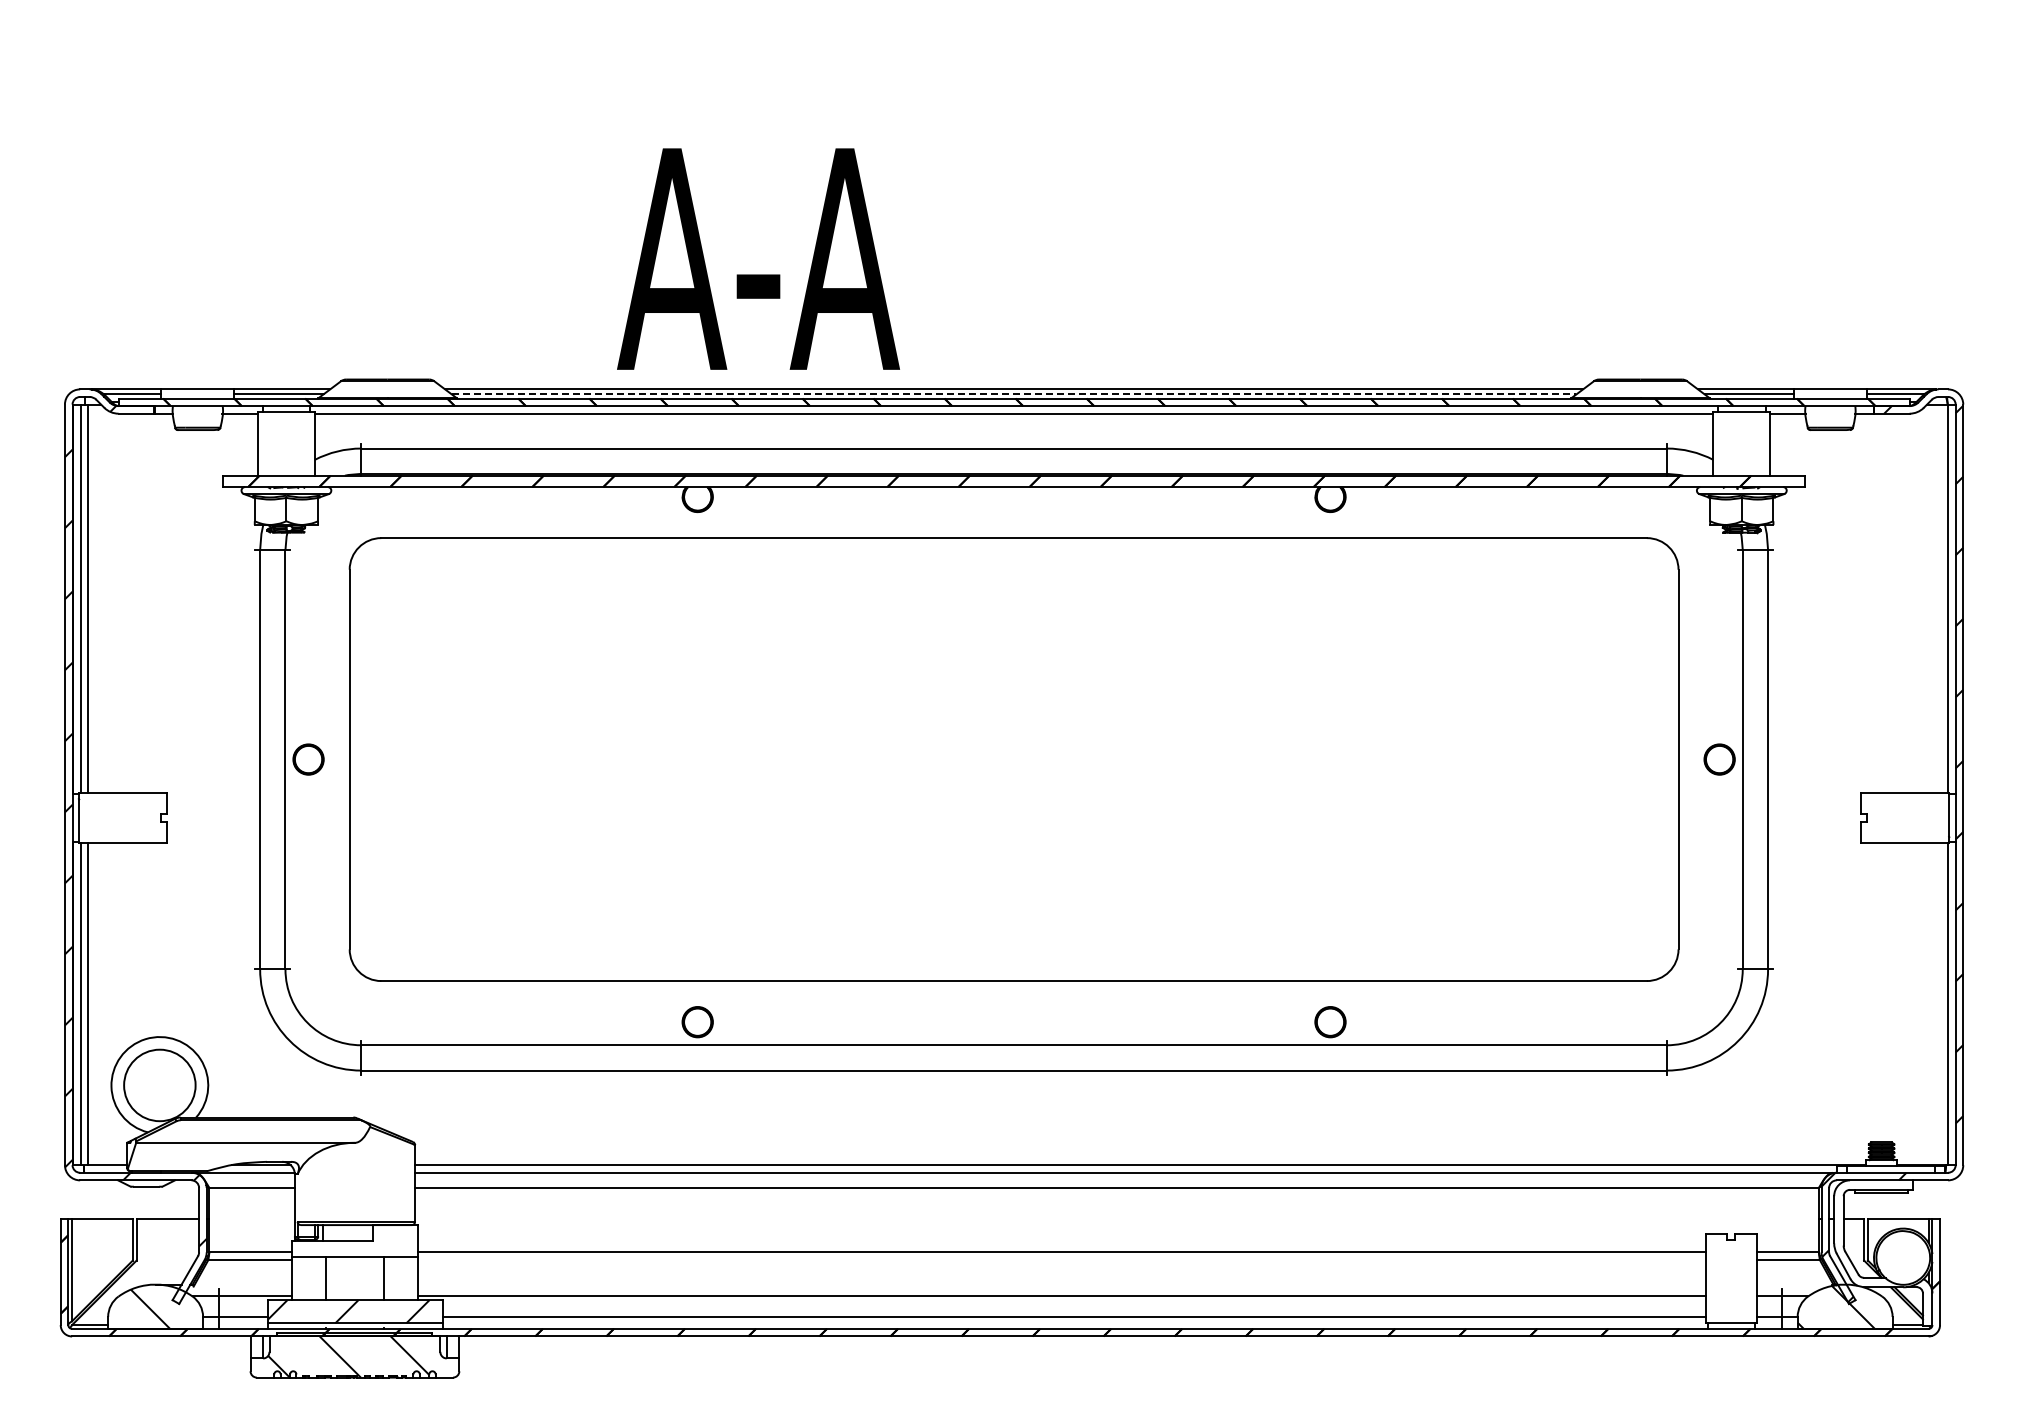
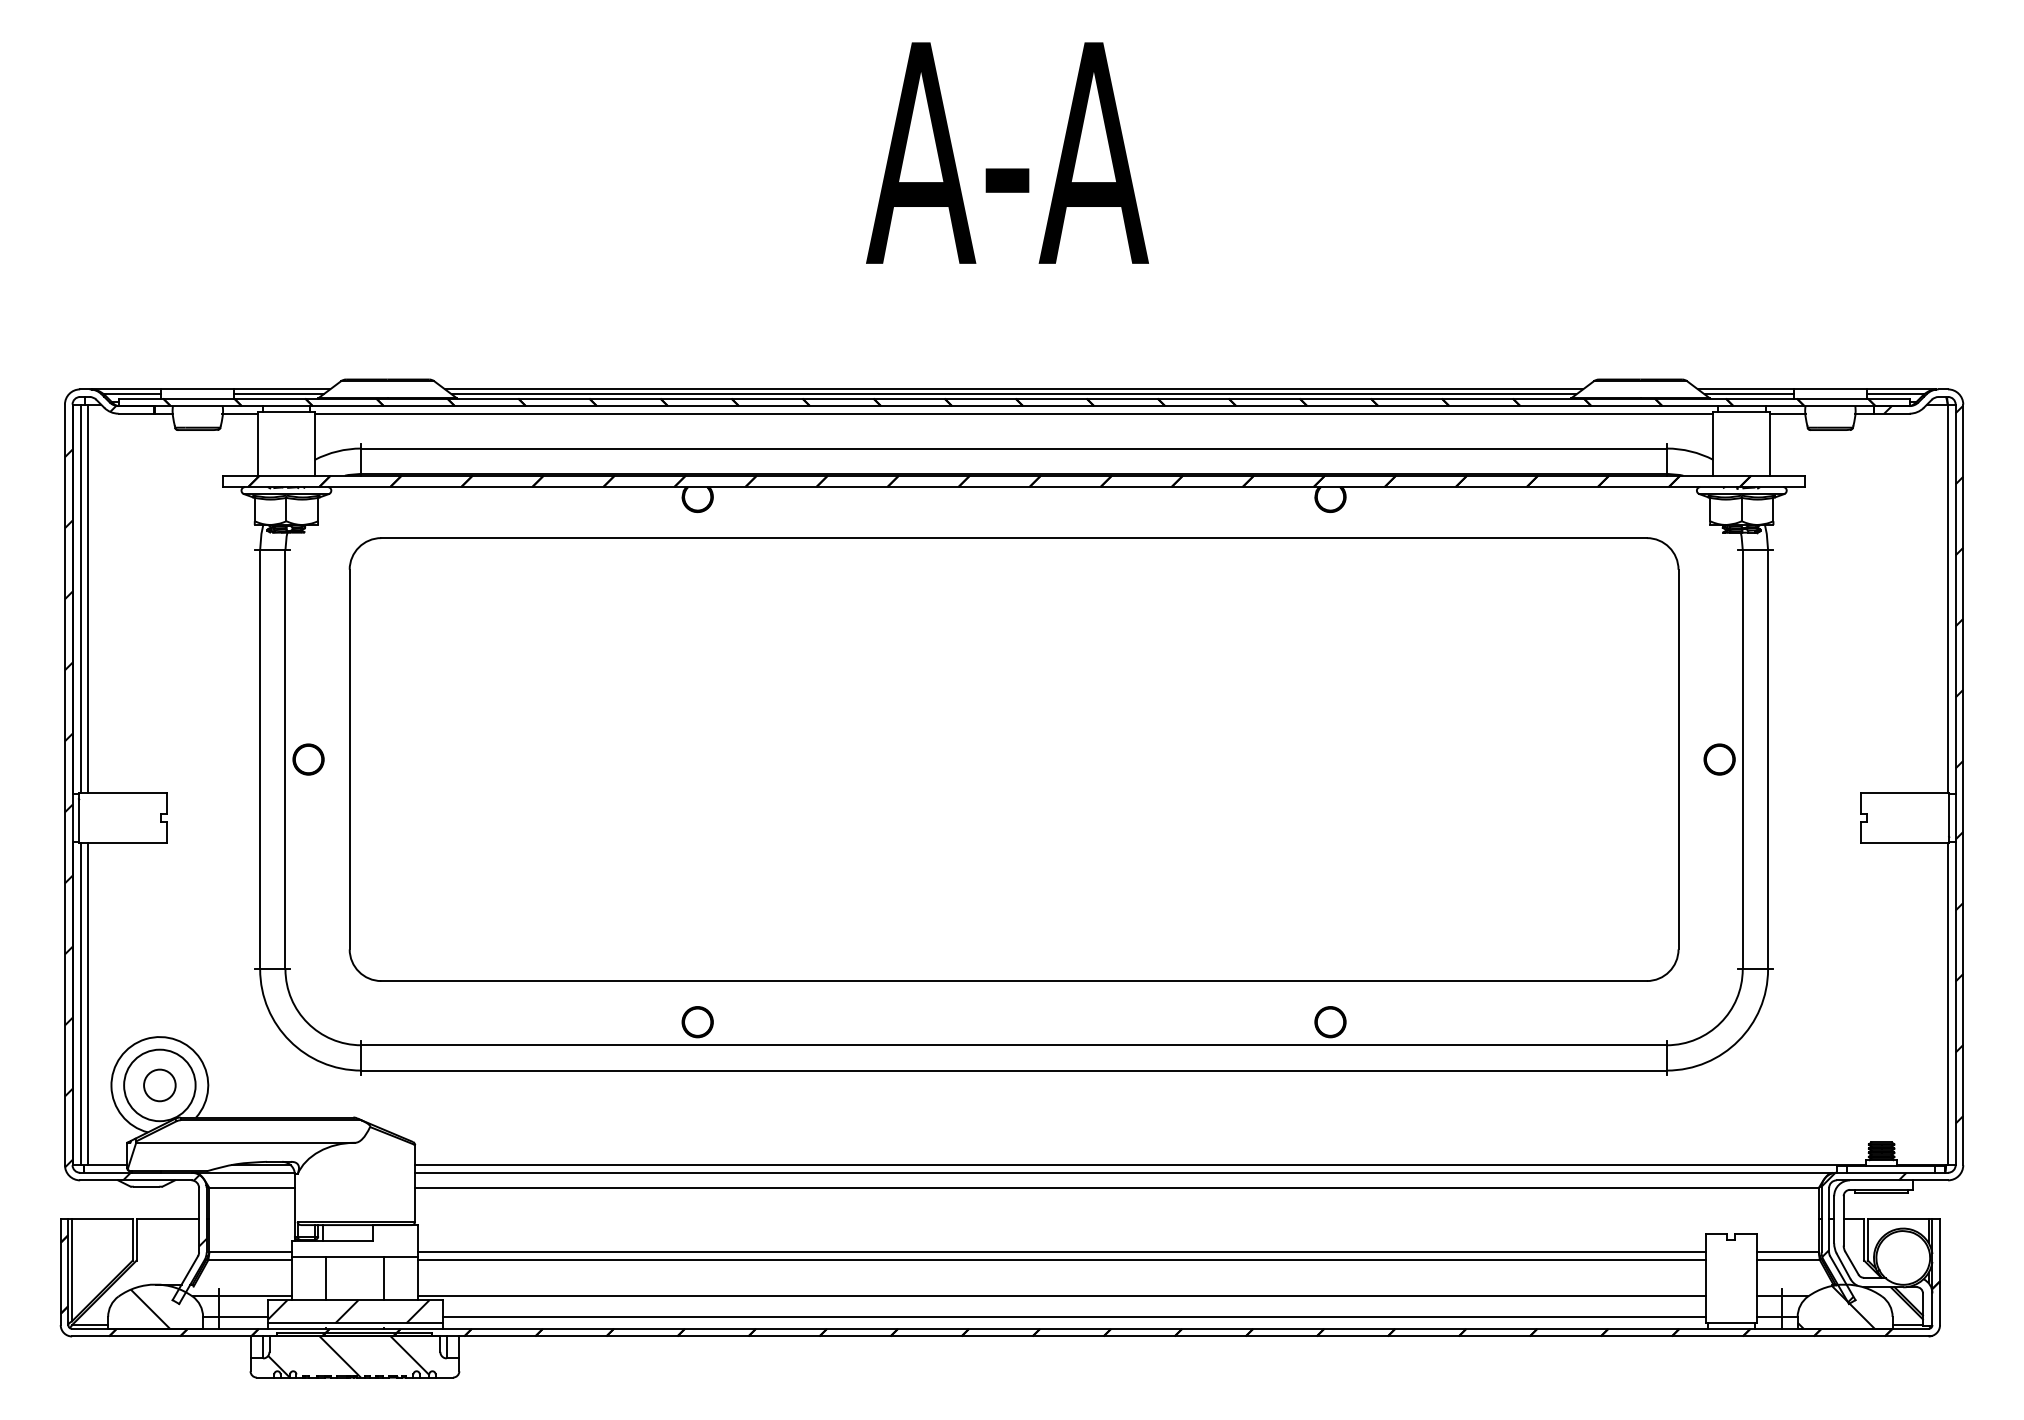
text position: (758, 258) -> (1007, 152) (1007, 152)
line: dashed -> solid (1014, 394)
circle: none -> present (159, 1085)
line: none -> present (1061, 1259)
